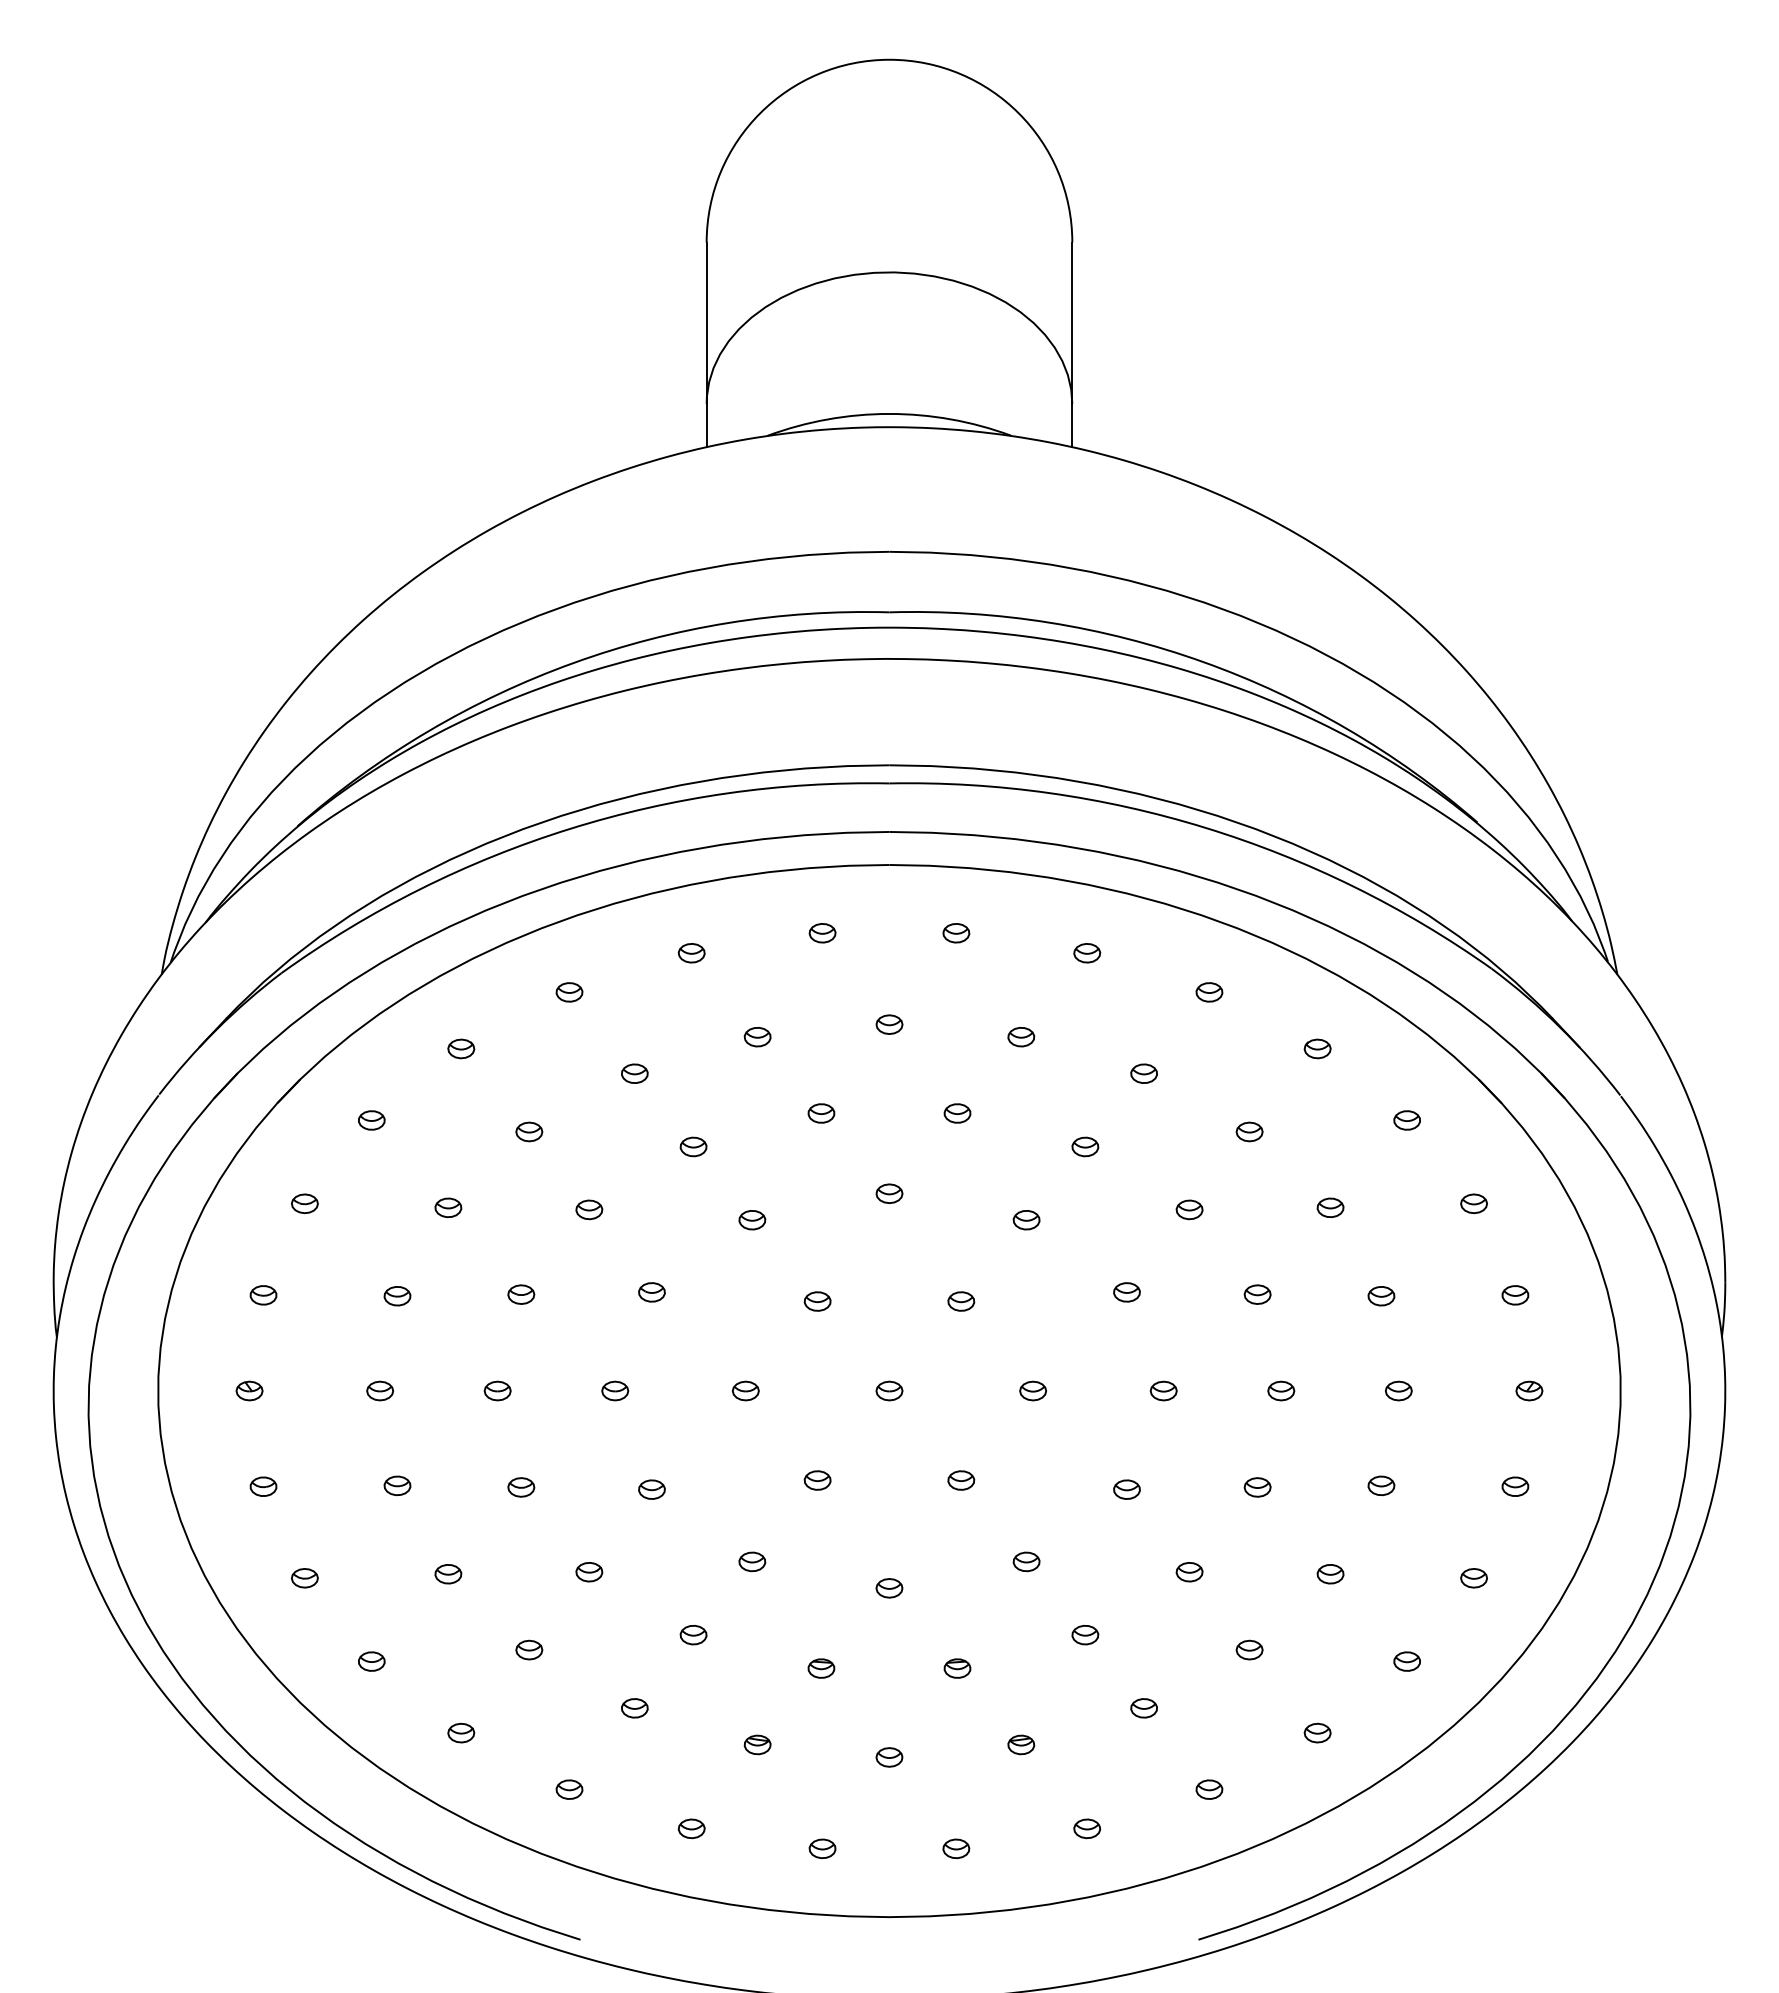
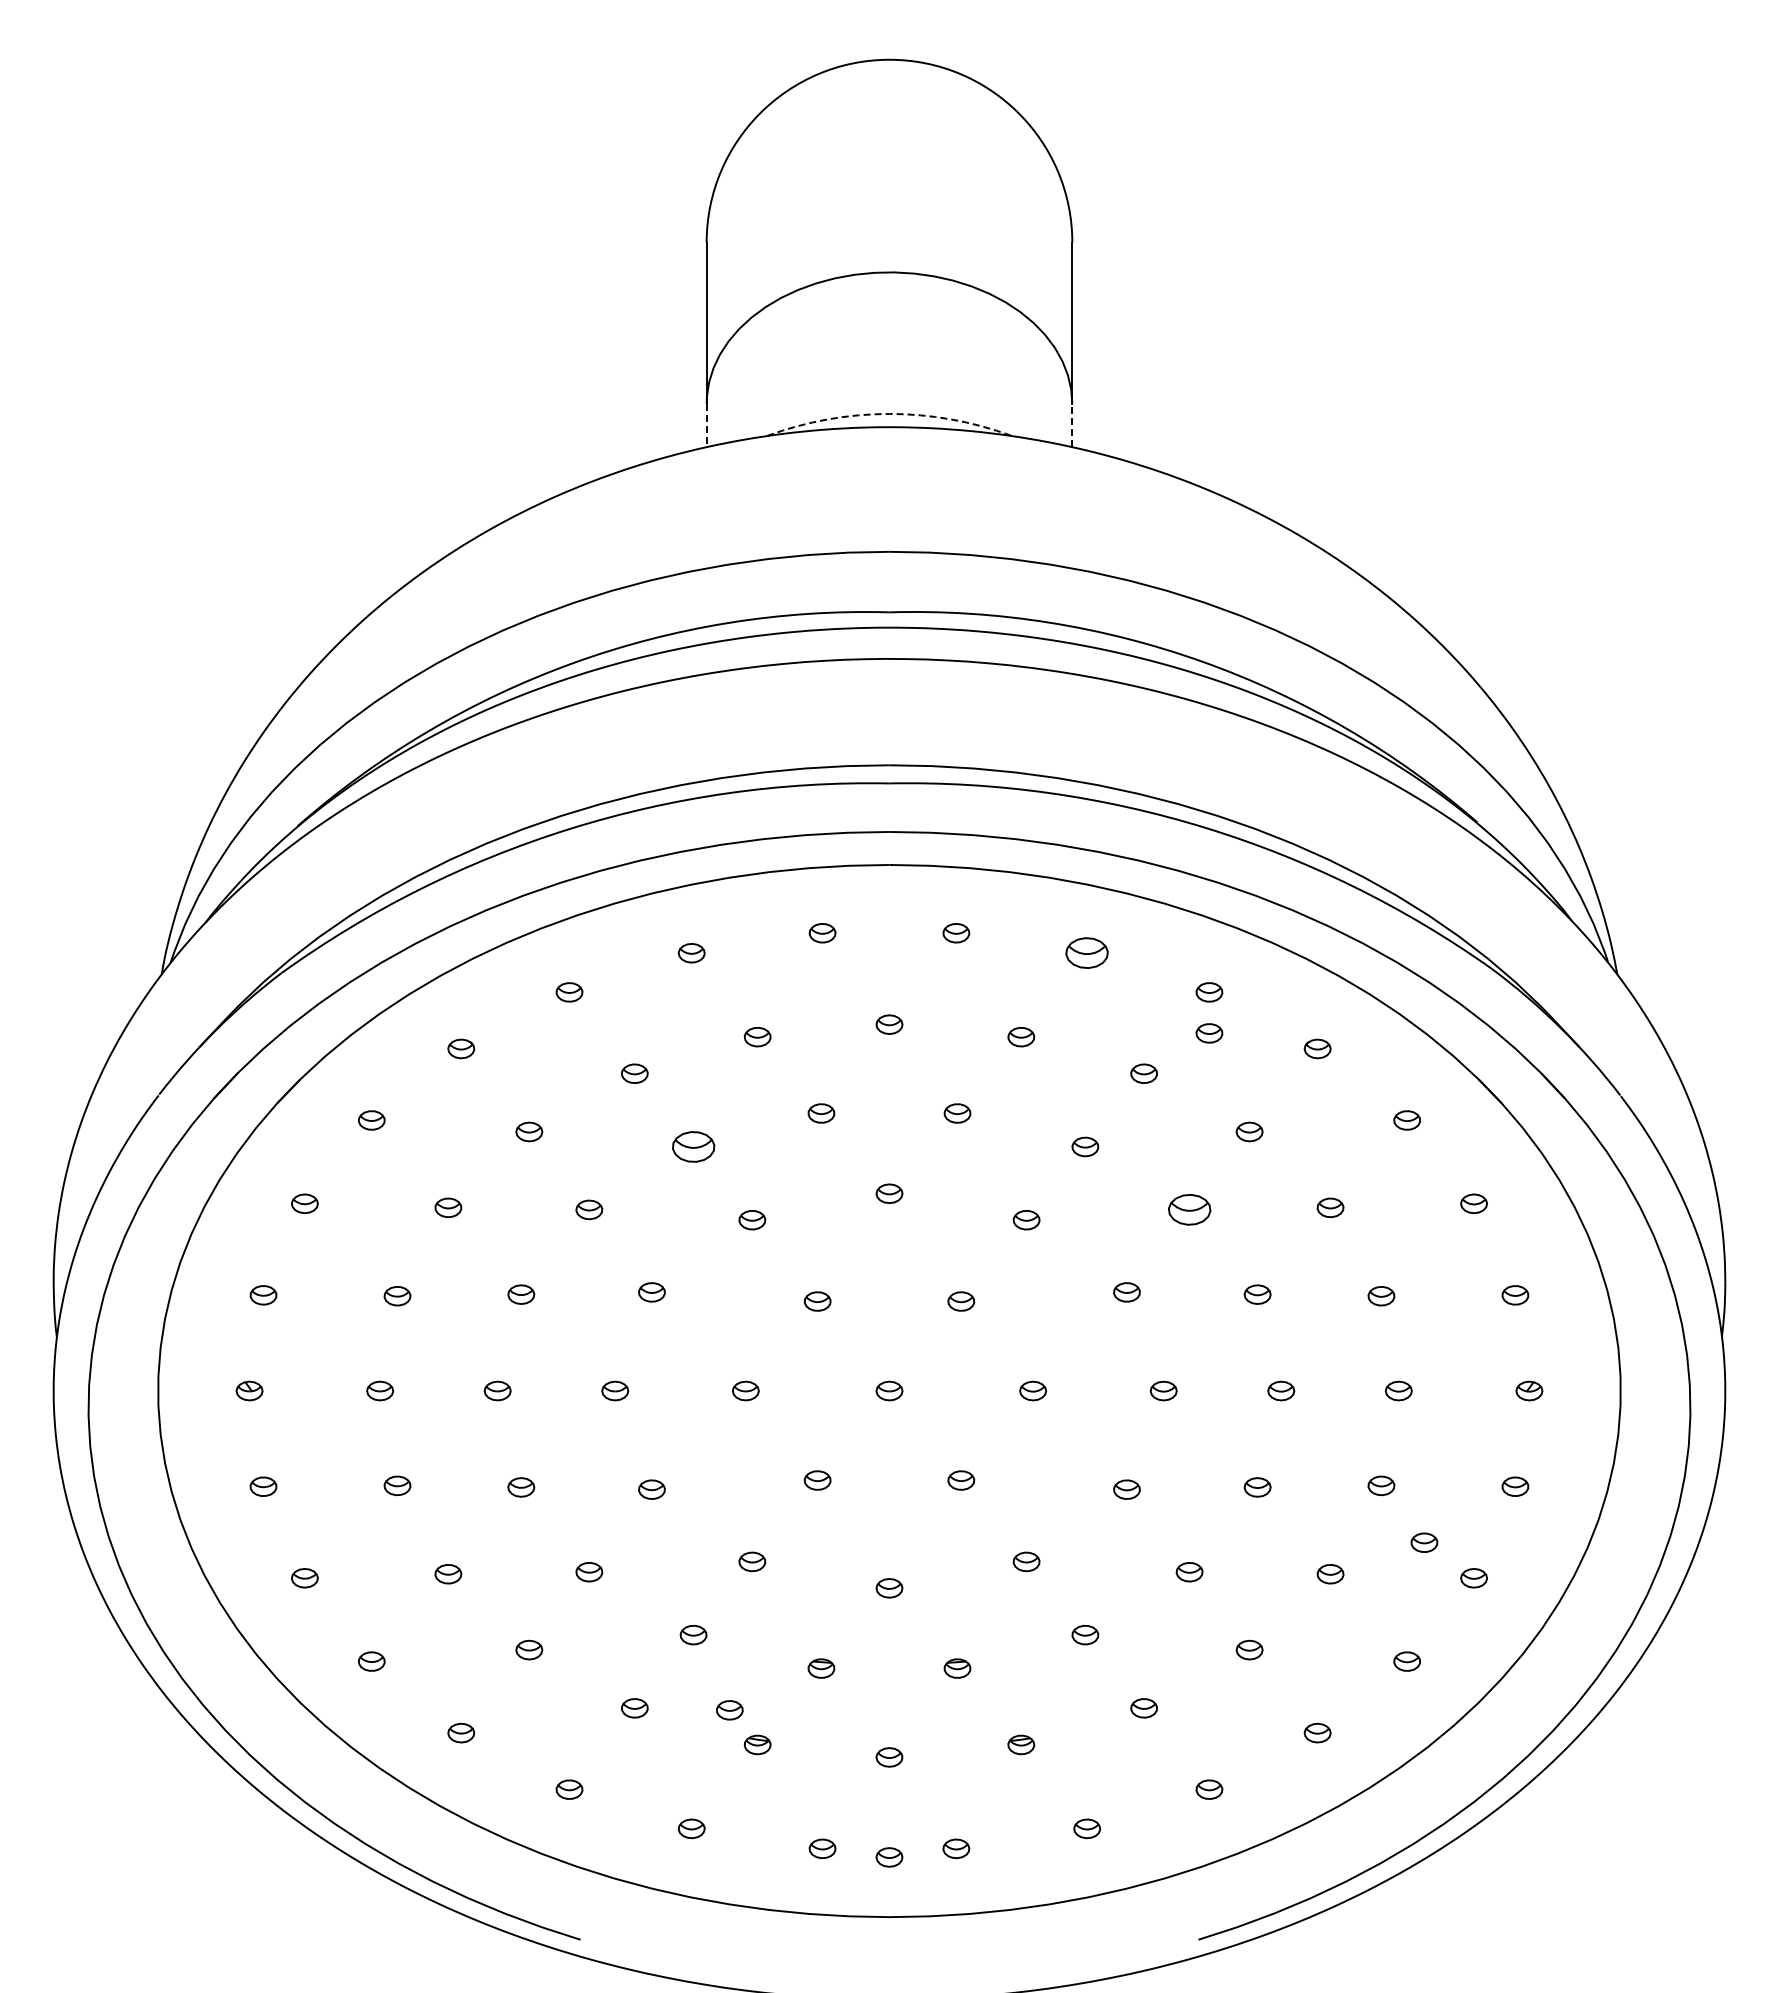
arc: solid -> dashed (889, 413)
line: solid -> dashed (706, 425)
line: solid -> dashed (1072, 425)
part size: 29x21 px -> 44x32 px (1086, 952)
part: none -> present (1209, 1033)
part size: 29x22 px -> 44x32 px (693, 1146)
part size: 29x22 px -> 44x32 px (1189, 1209)
part: none -> present (1424, 1542)
part: none -> present (729, 1710)
part: none -> present (889, 1857)
